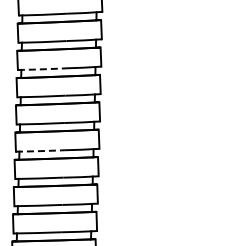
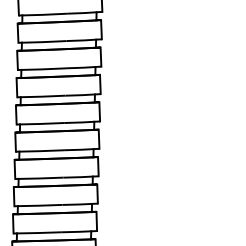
arc: dashed -> solid (41, 69)
arc: dashed -> solid (40, 151)
